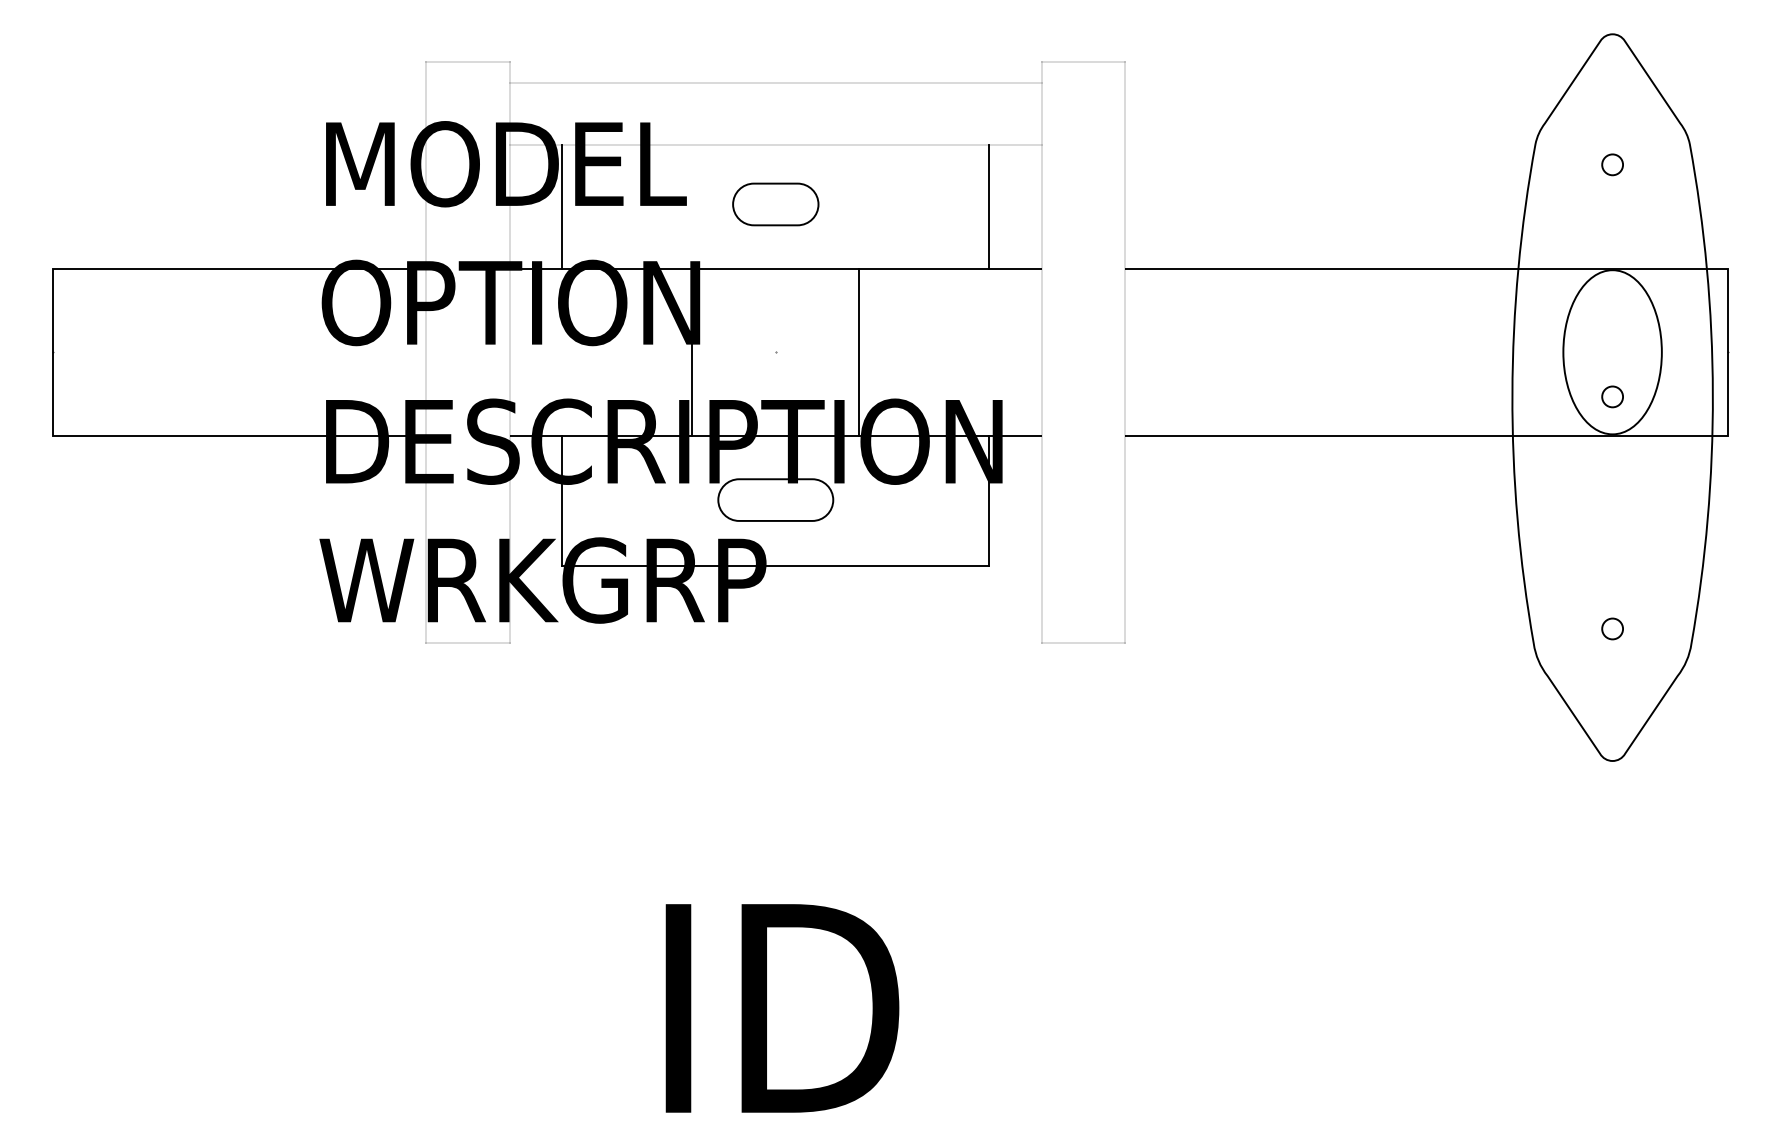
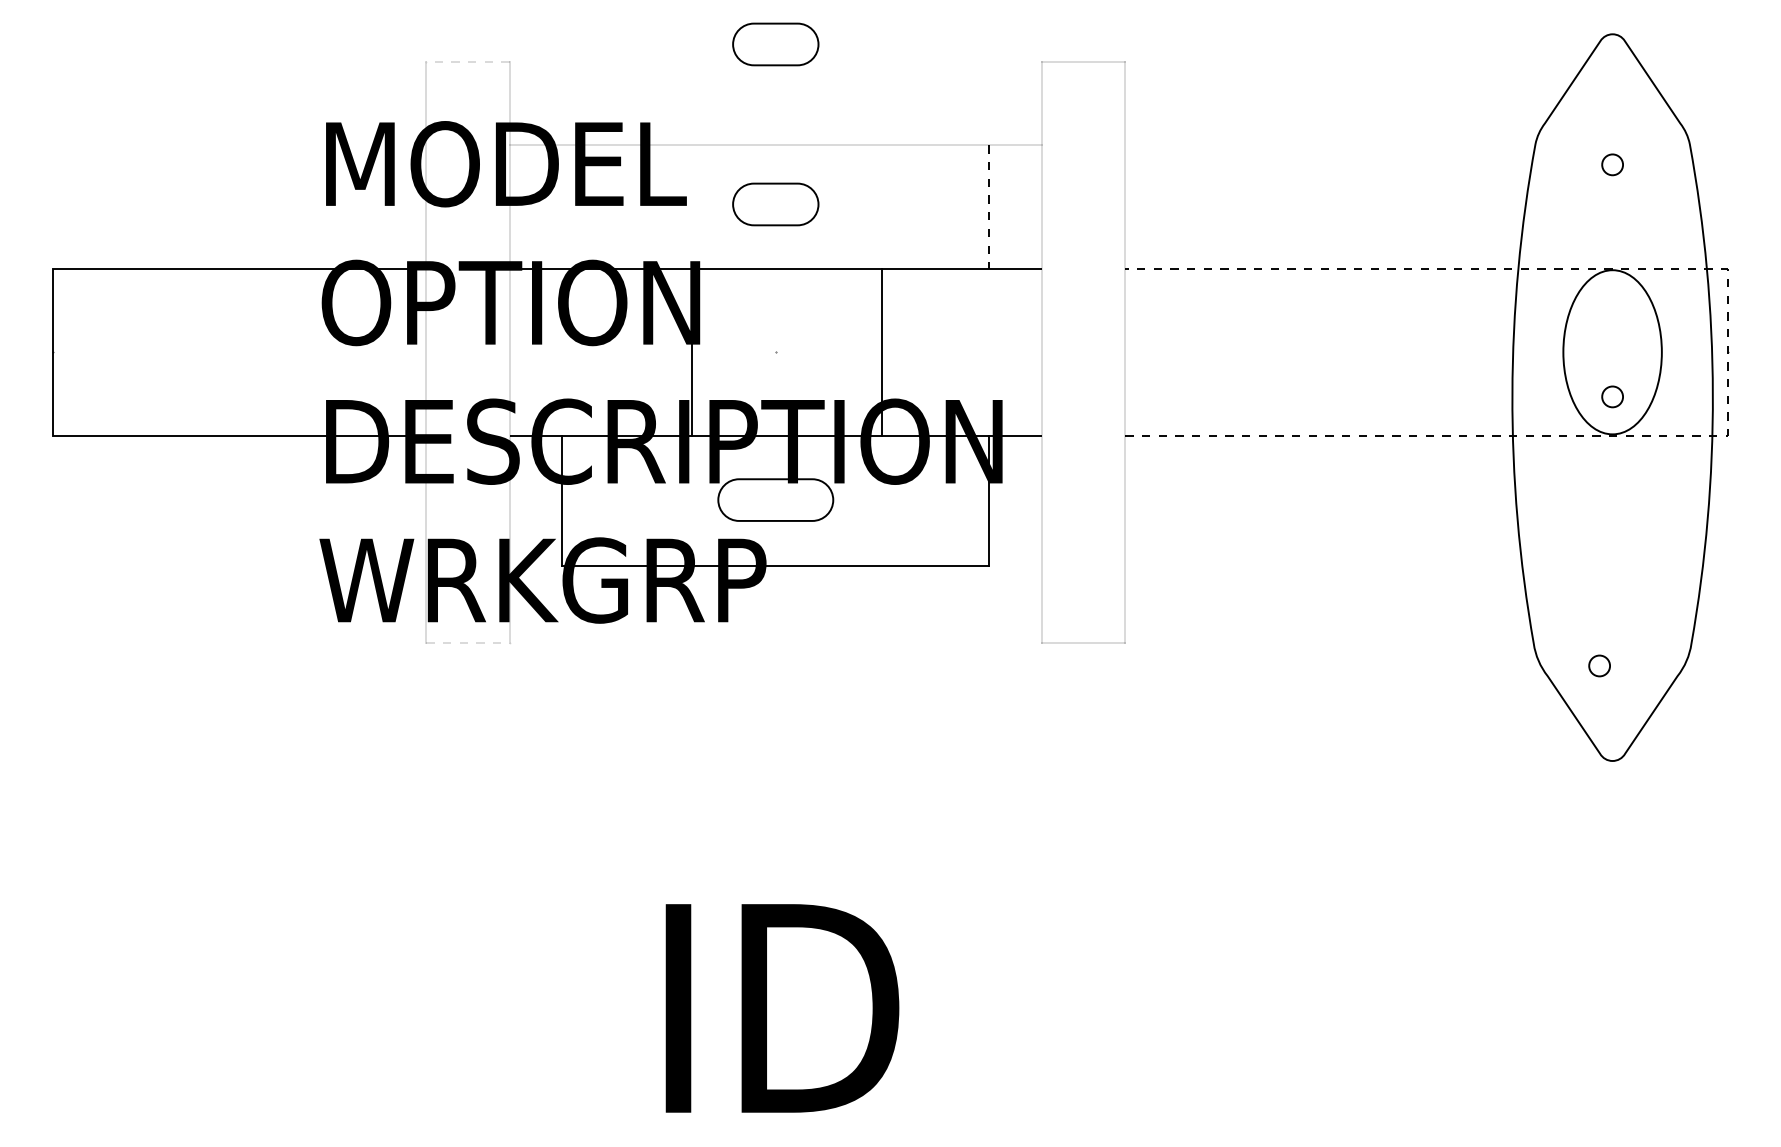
part: none -> present (775, 44)
line: solid -> dashed (468, 62)
line: present -> none (775, 82)
line: present -> none (562, 206)
line: solid -> dashed (989, 207)
line position: (859, 351) -> (882, 351) (882, 351)
line: solid -> dashed (1727, 351)
part position: (1612, 628) -> (1599, 665) (1599, 665)
line: solid -> dashed (468, 642)
